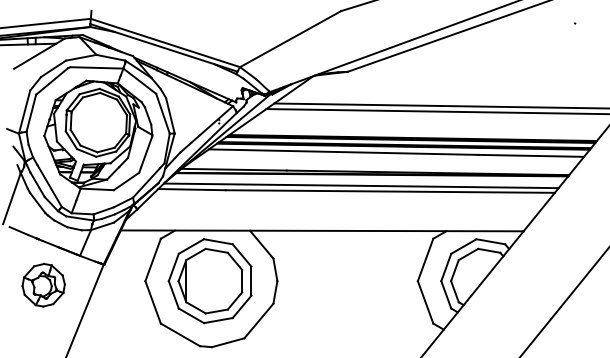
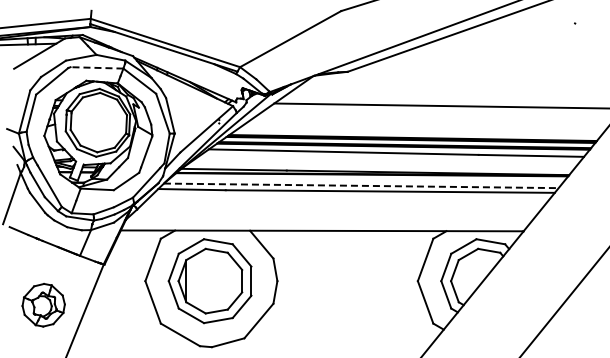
line: solid -> dashed (96, 67)
line: present -> none (436, 111)
line: solid -> dashed (361, 185)
part position: (43, 285) -> (43, 305) (43, 305)
